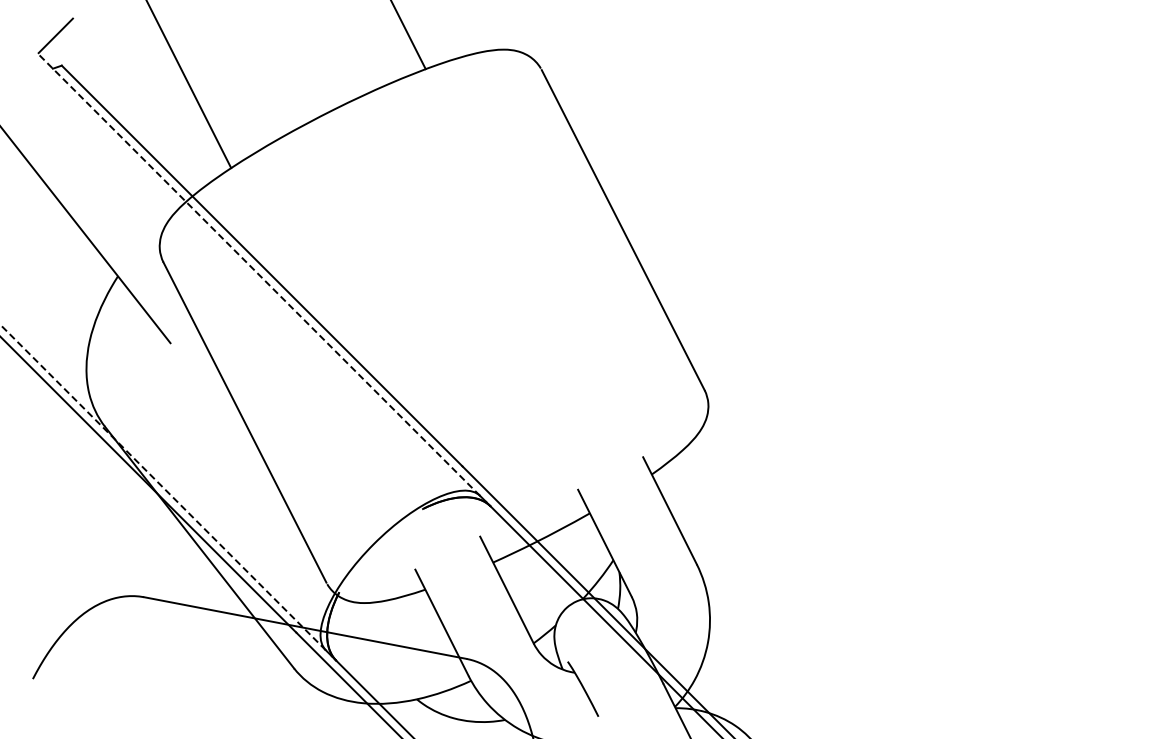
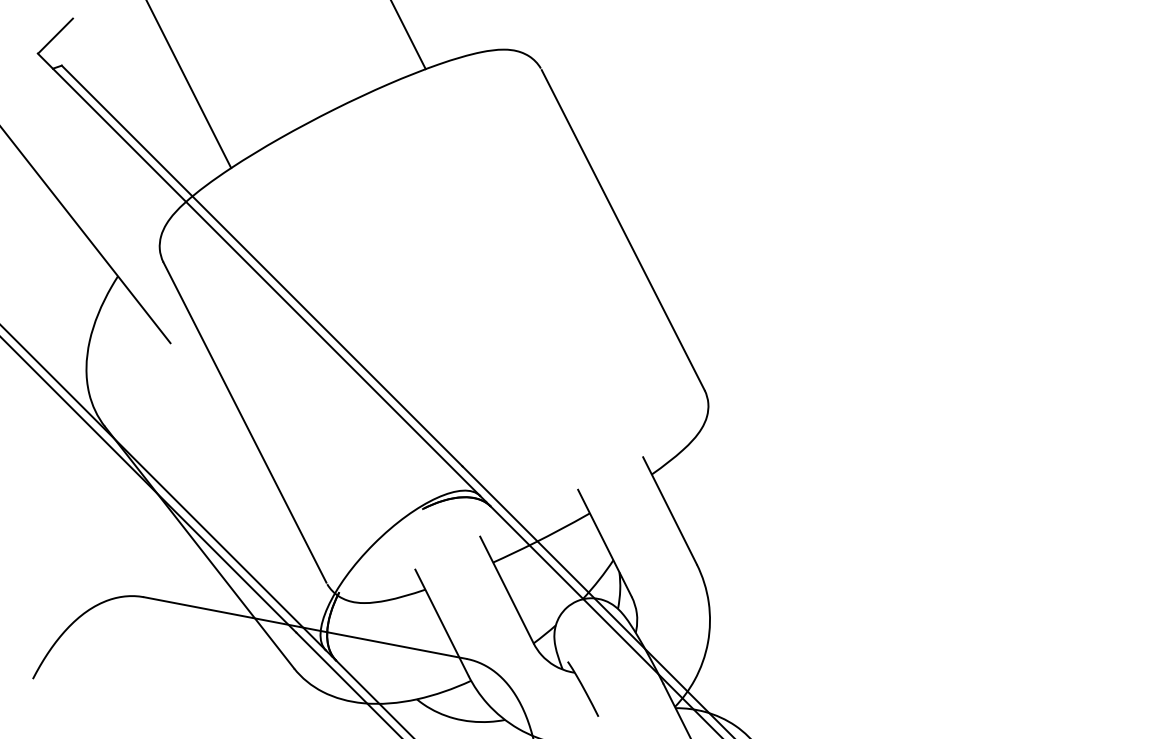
line: dashed -> solid (259, 274)
line: dashed -> solid (162, 487)
